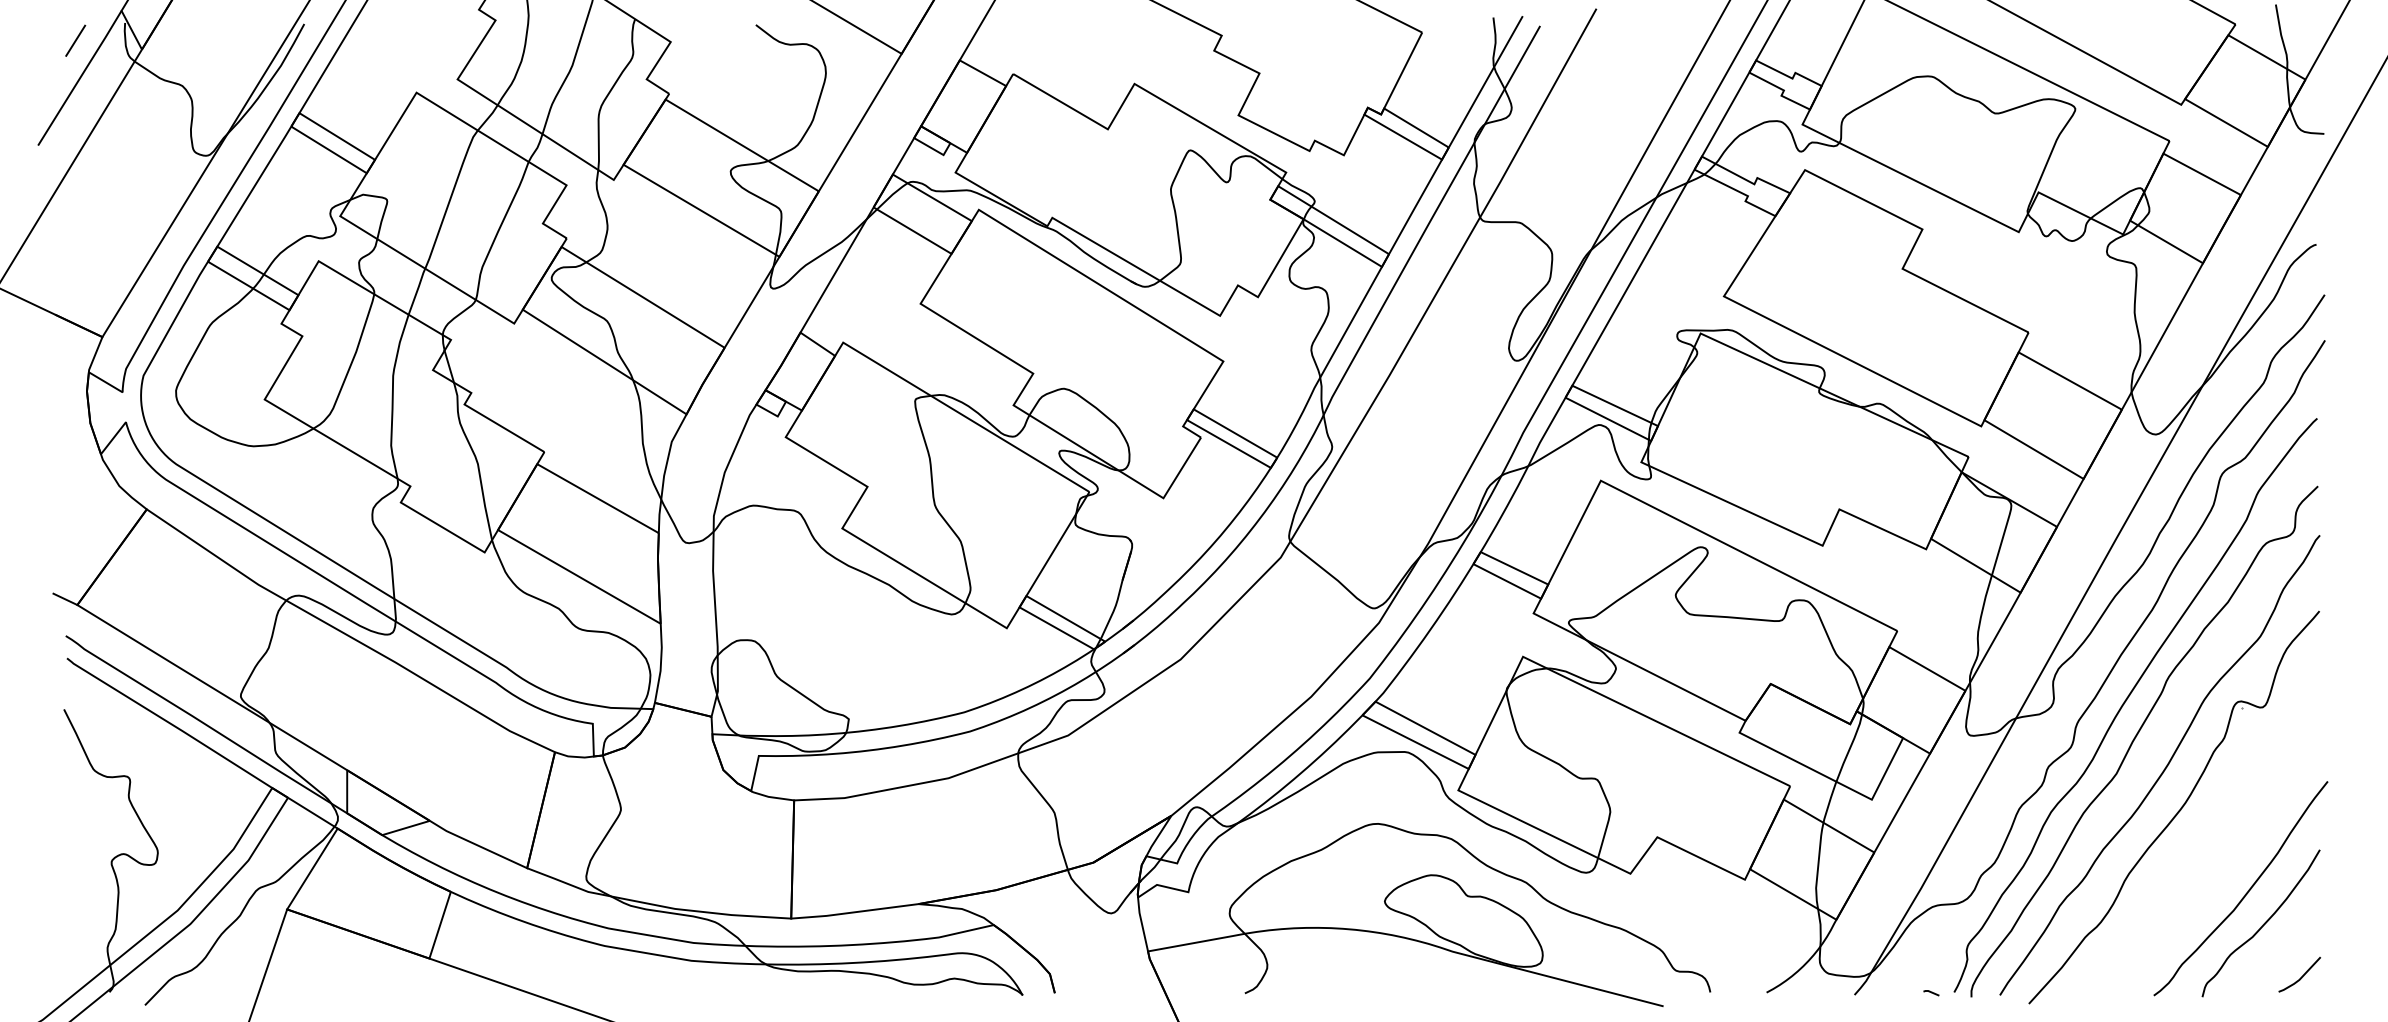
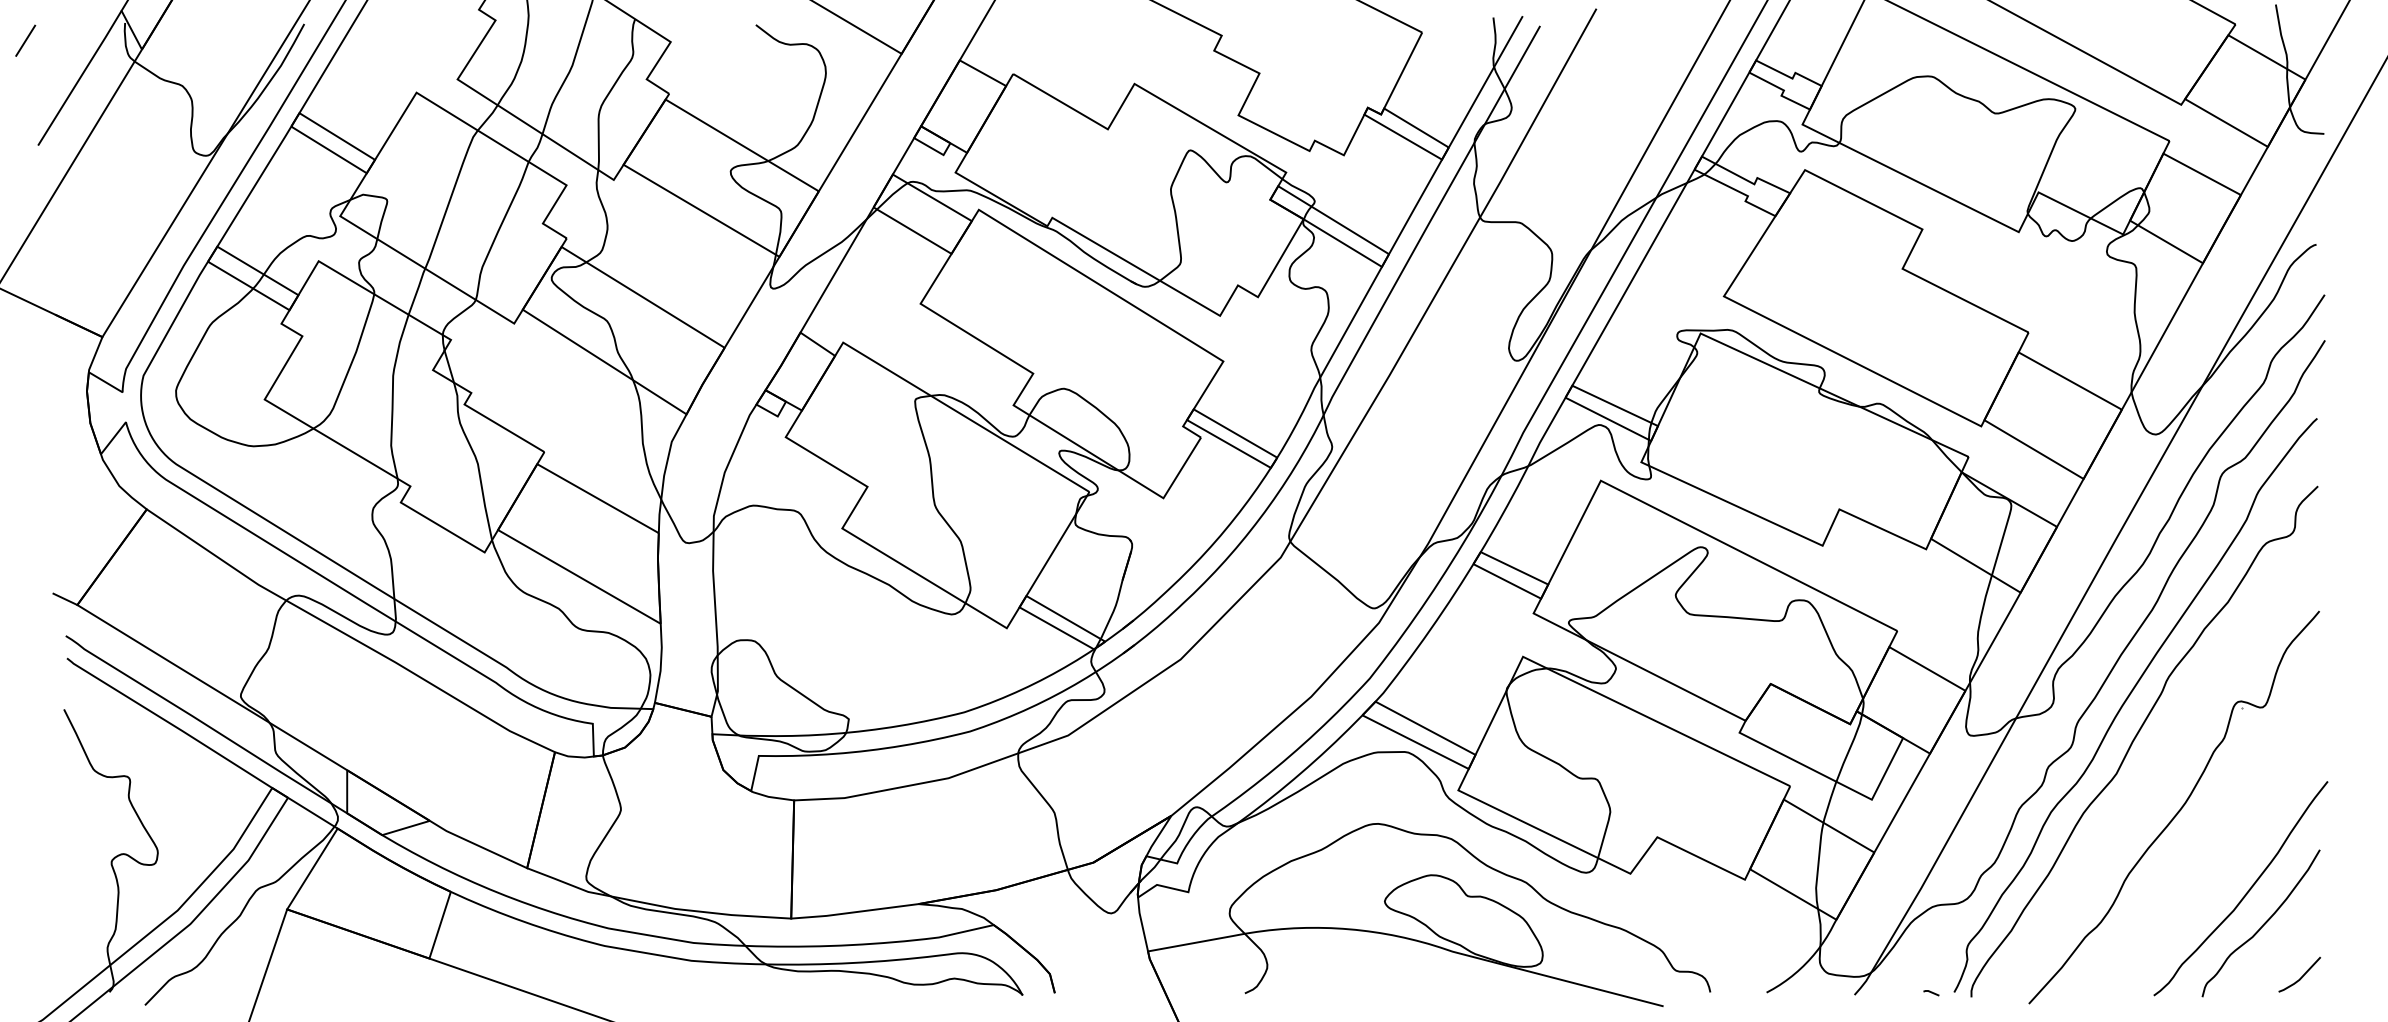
line position: (75, 40) -> (25, 40) (25, 40)
curve: present -> none (2163, 769)
